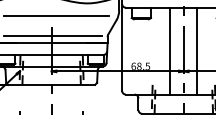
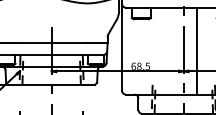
line: present -> none (56, 15)
line: present -> none (52, 35)
line: present -> none (170, 50)
